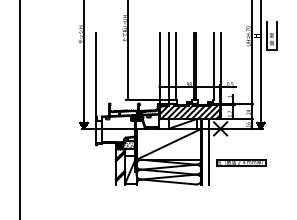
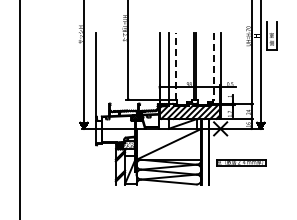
line: solid -> dashed (175, 65)
line: solid -> dashed (214, 66)
